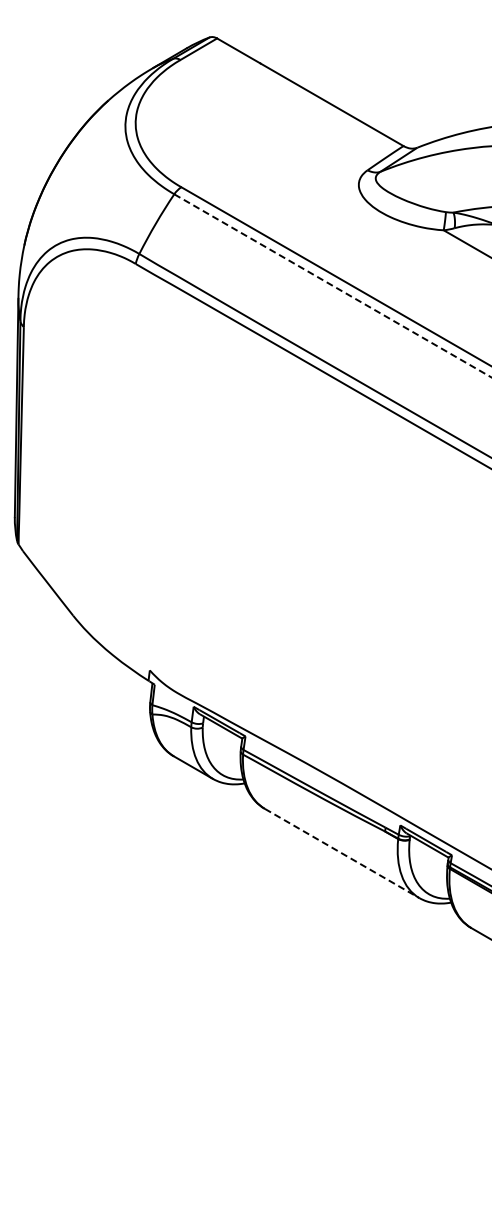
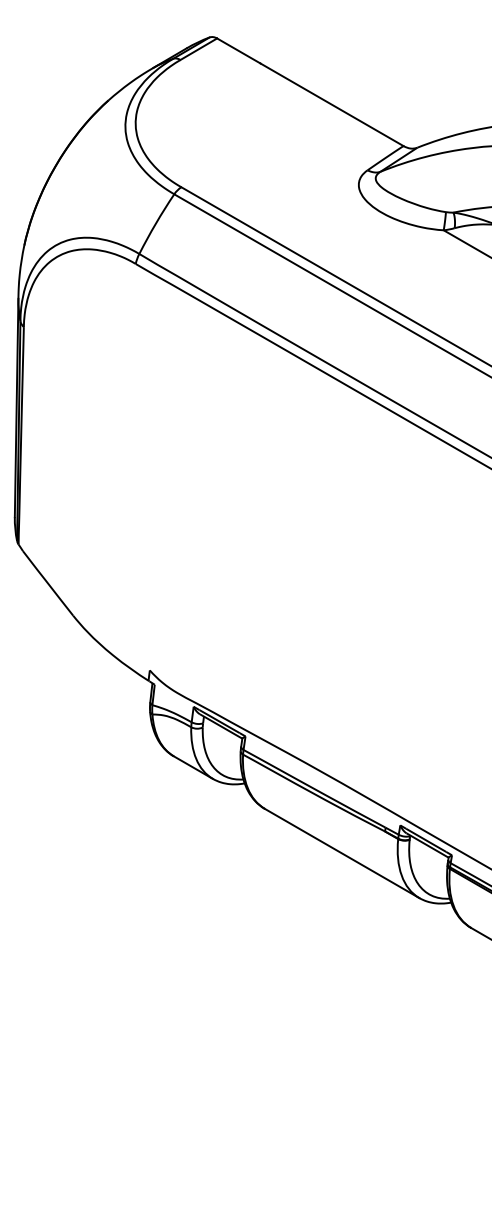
line: dashed -> solid (332, 285)
line: dashed -> solid (342, 853)
